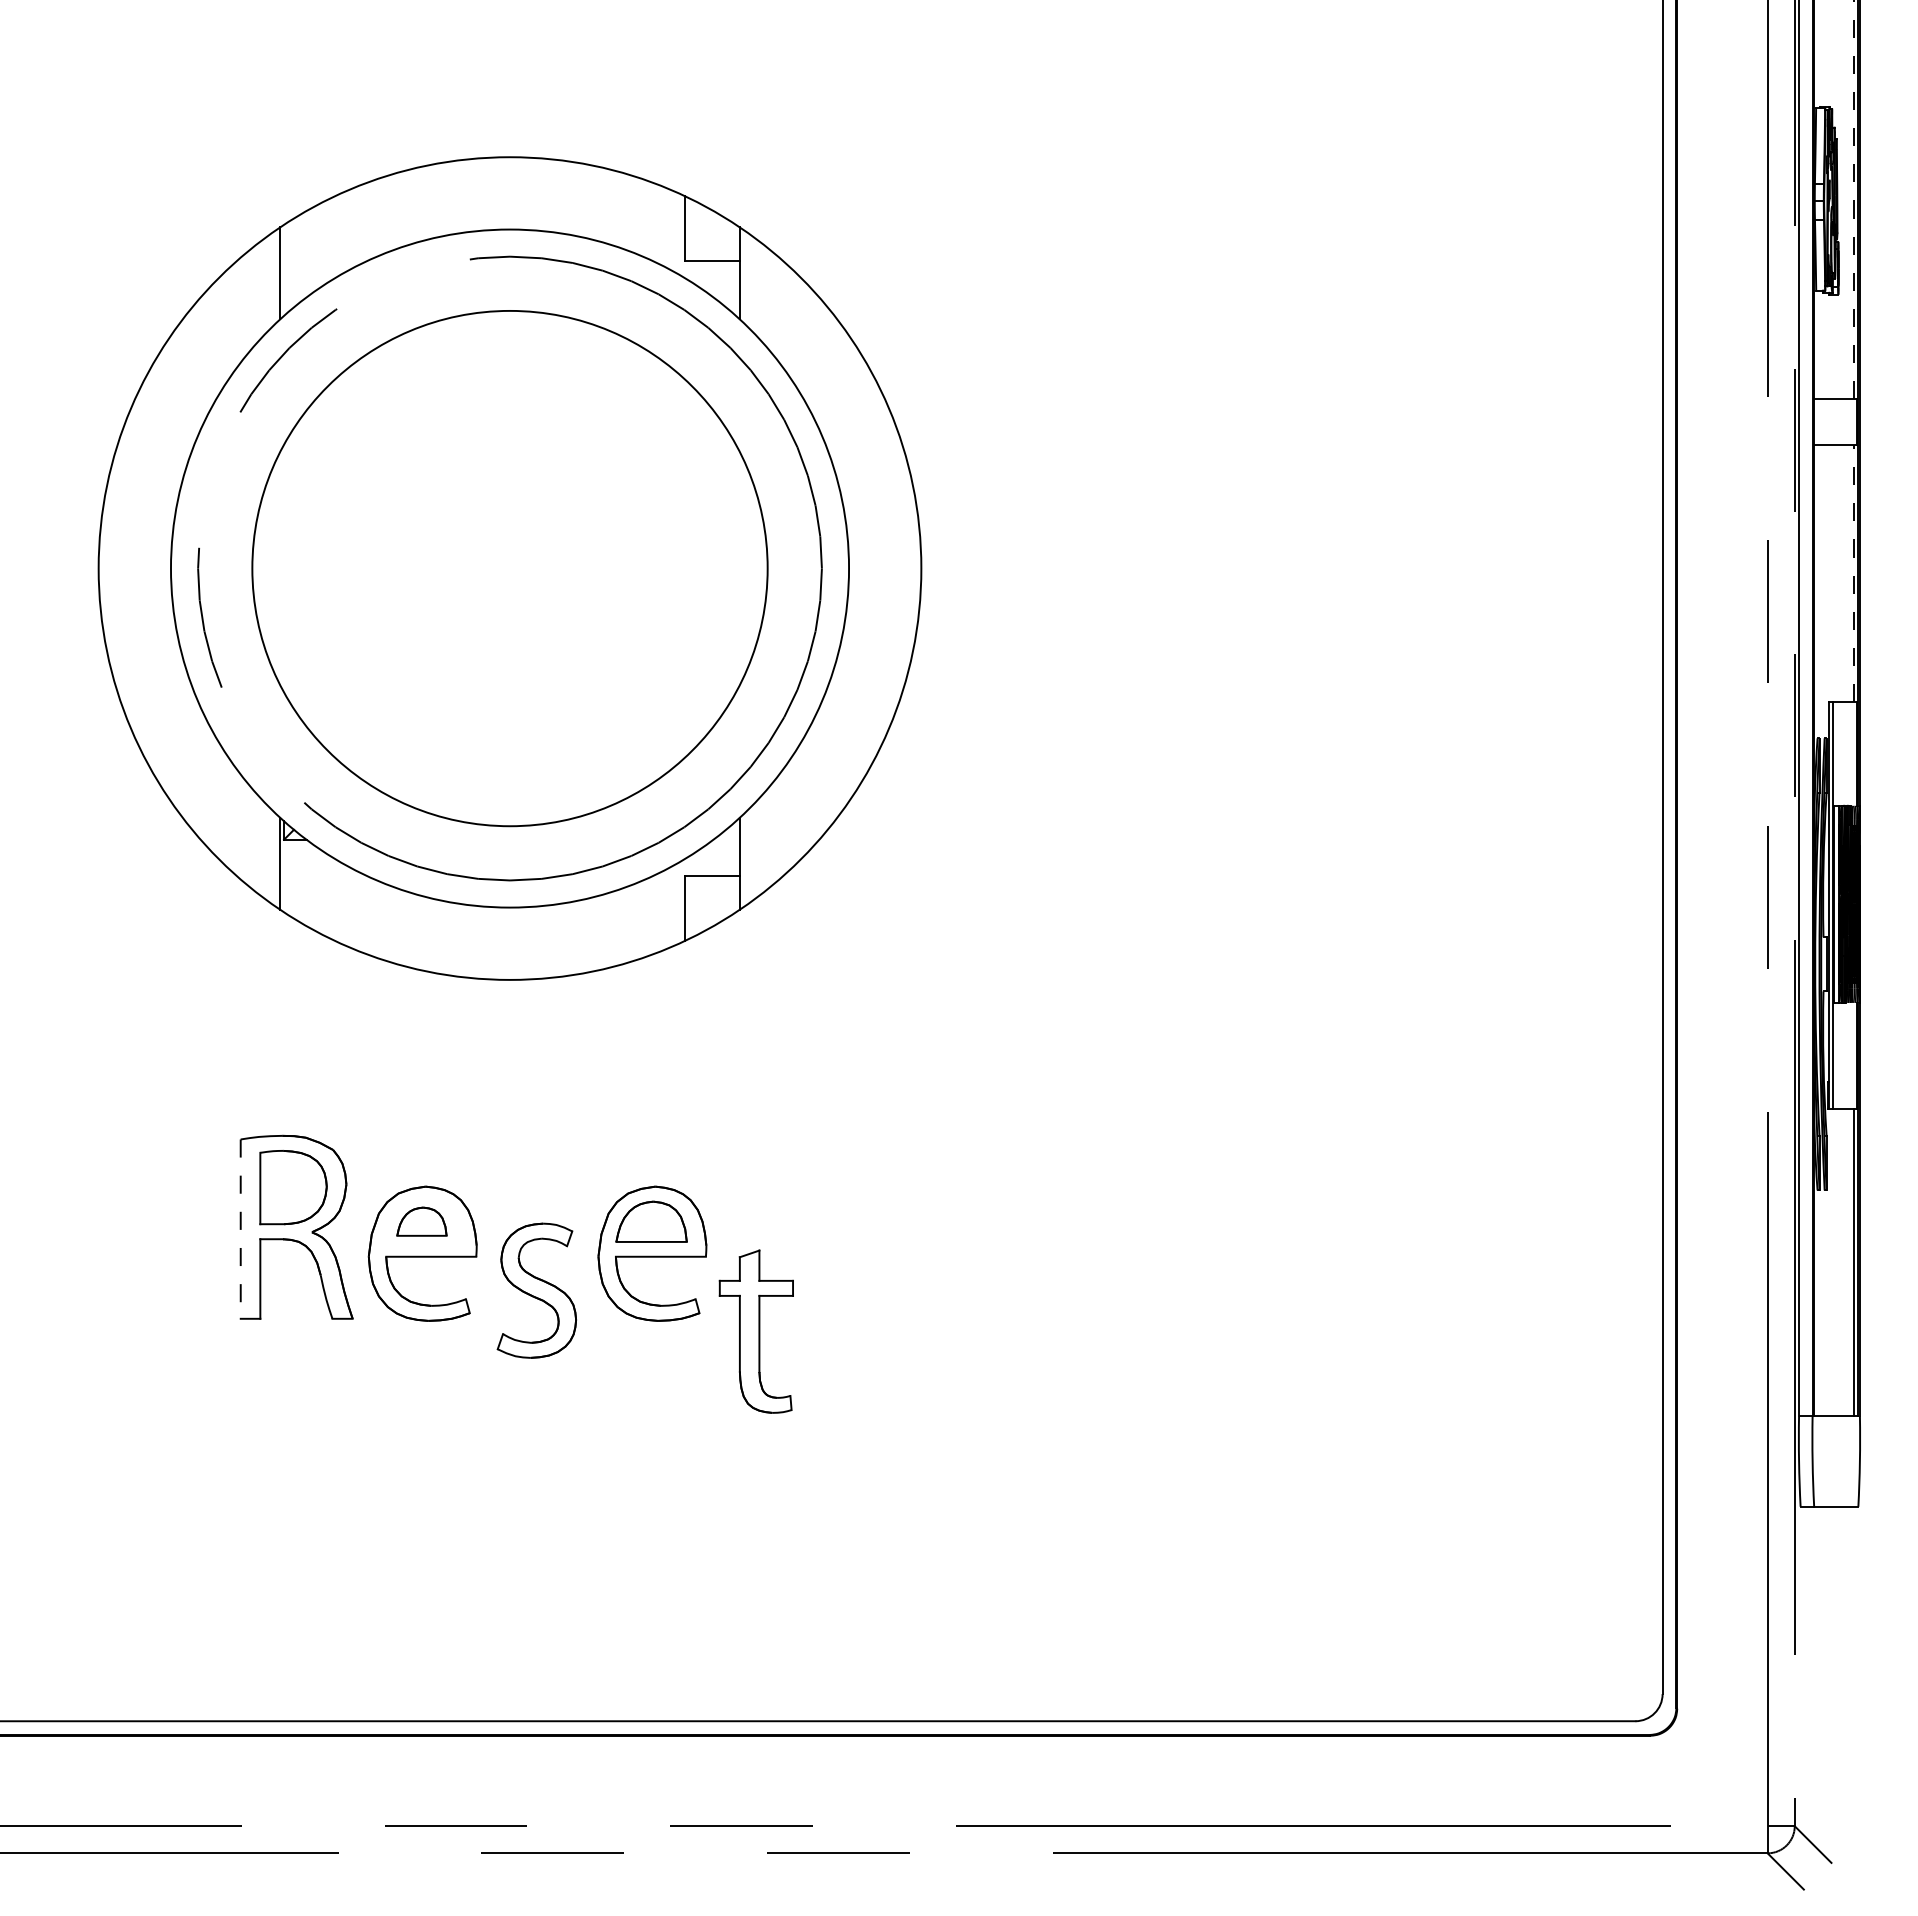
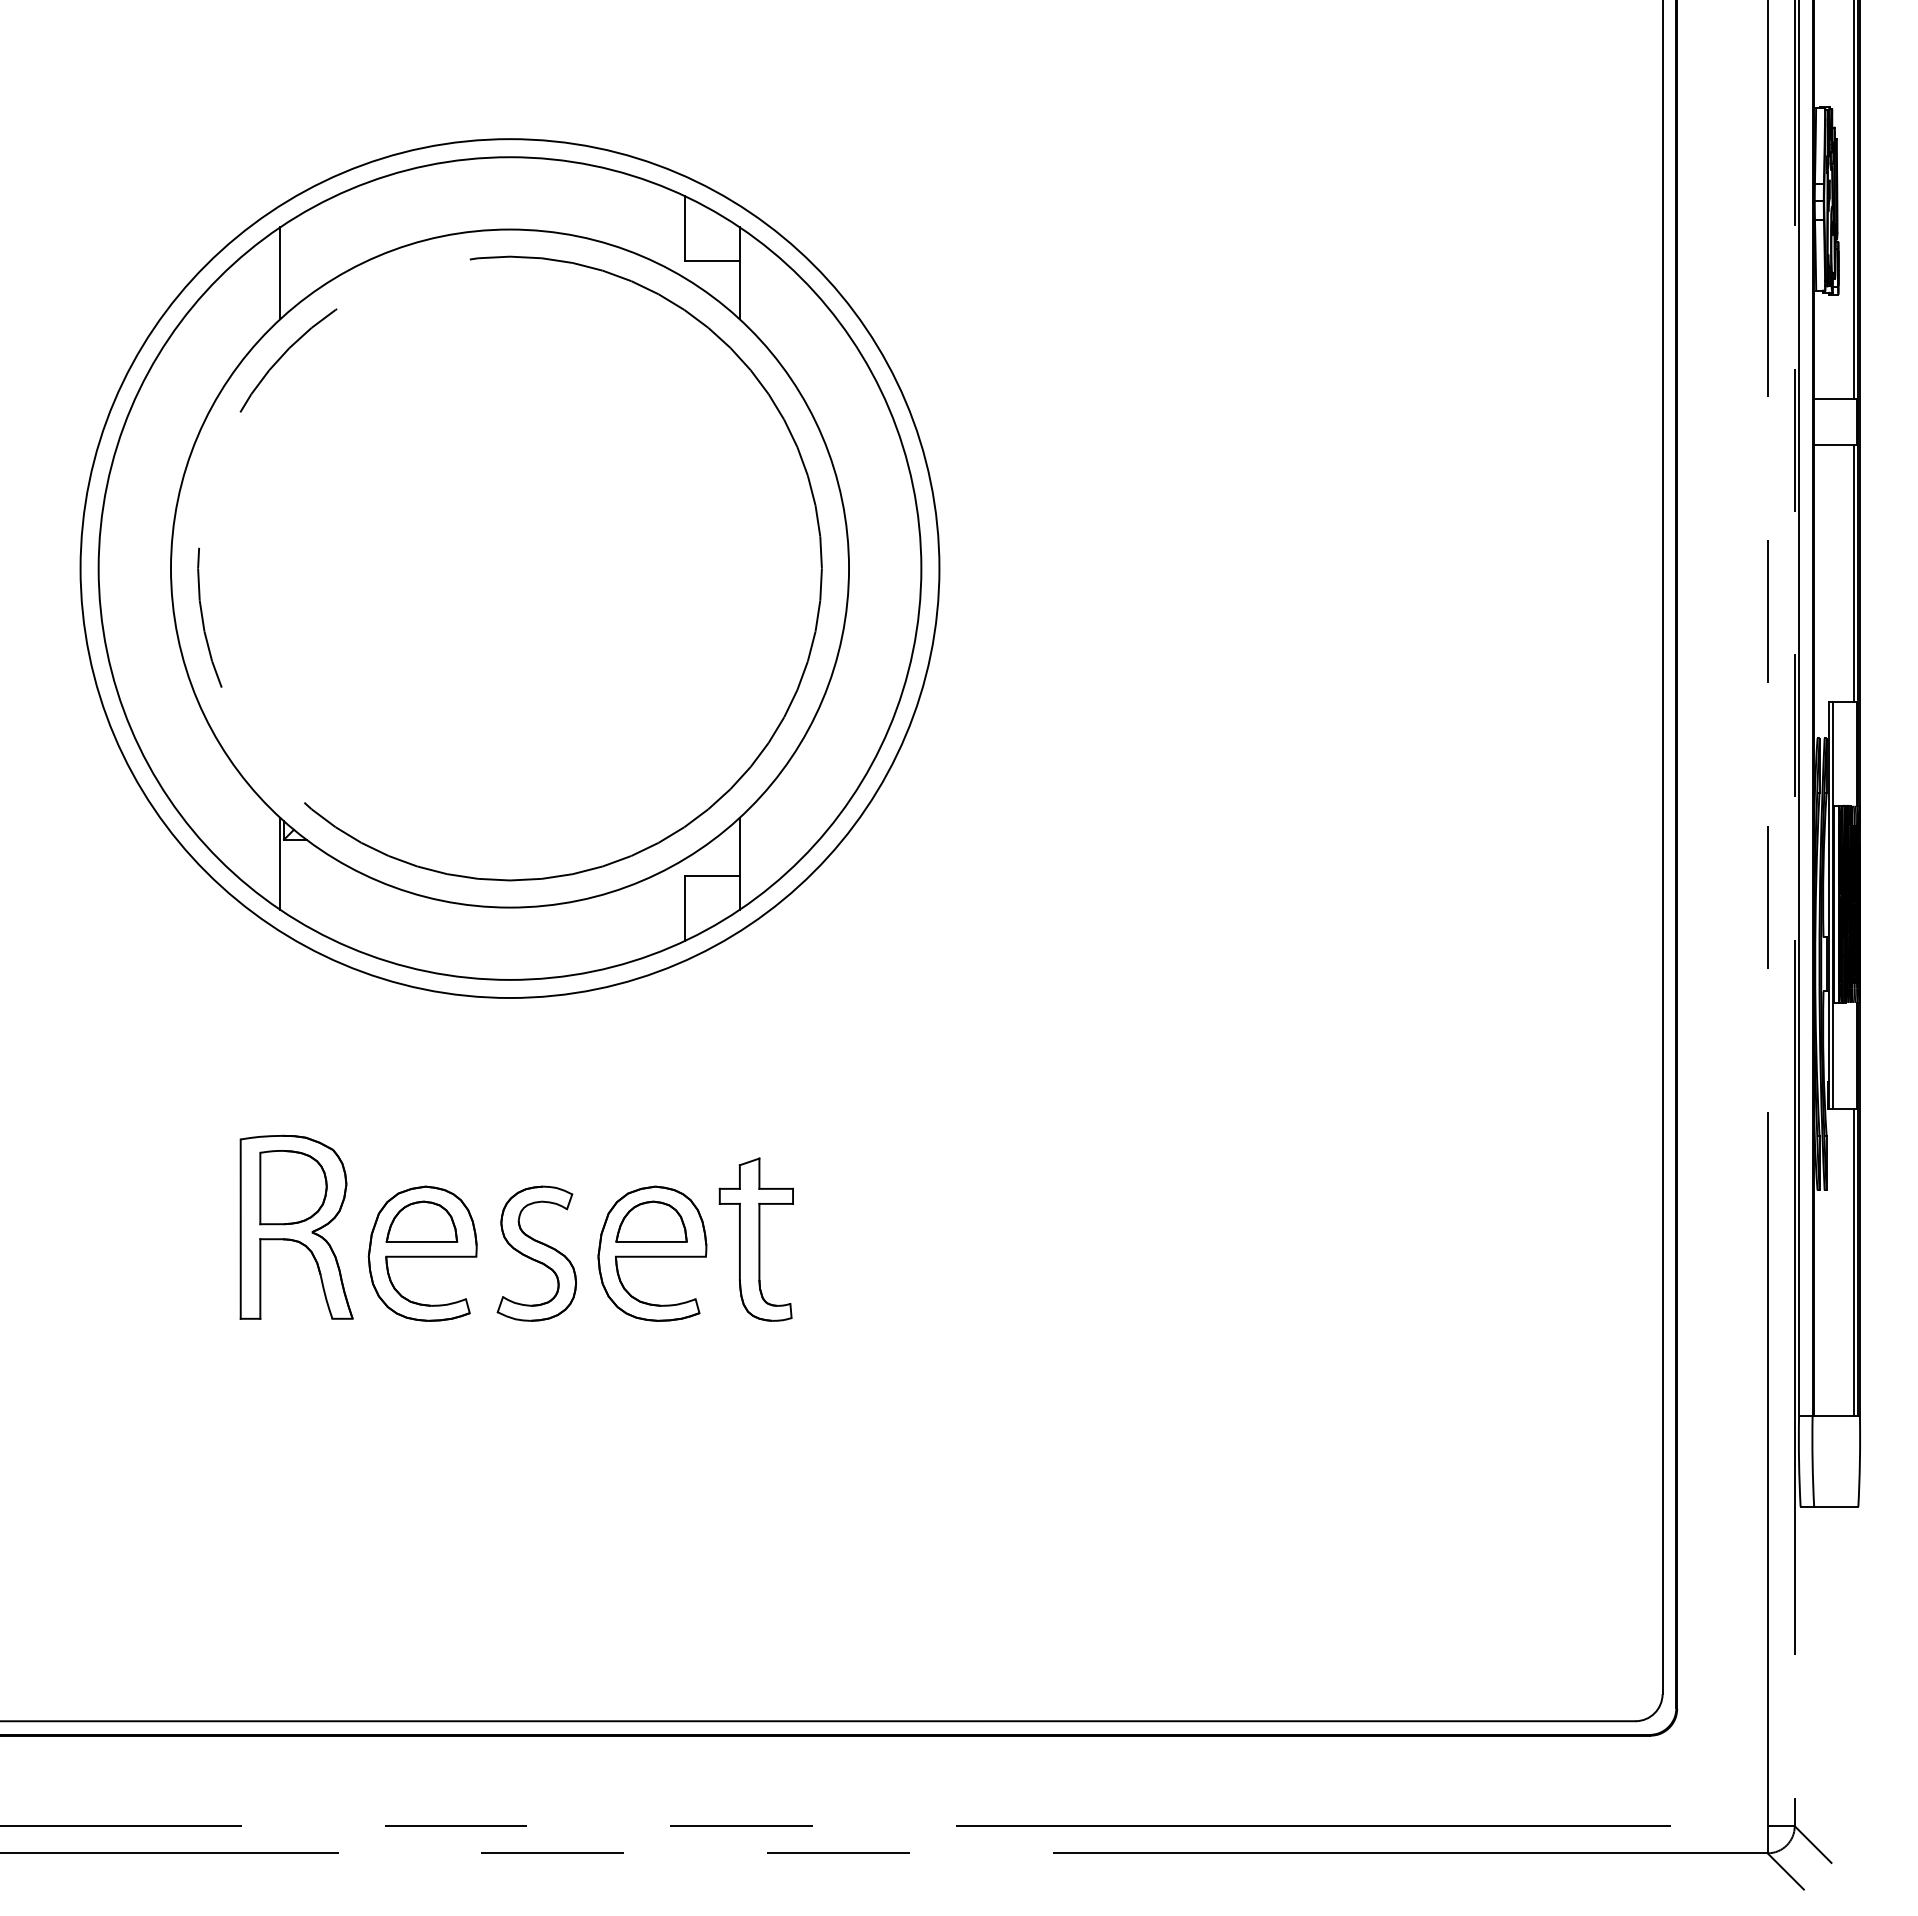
line: dashed -> solid (1853, 199)
circle diameter: 515 px -> 859 px (509, 568)
line: dashed -> solid (1853, 573)
part size: 52x31 px -> 74x43 px (421, 1221)
line: dashed -> solid (240, 1229)
part position: (536, 1290) -> (536, 1253) (536, 1253)
part position: (755, 1331) -> (755, 1239) (755, 1239)
